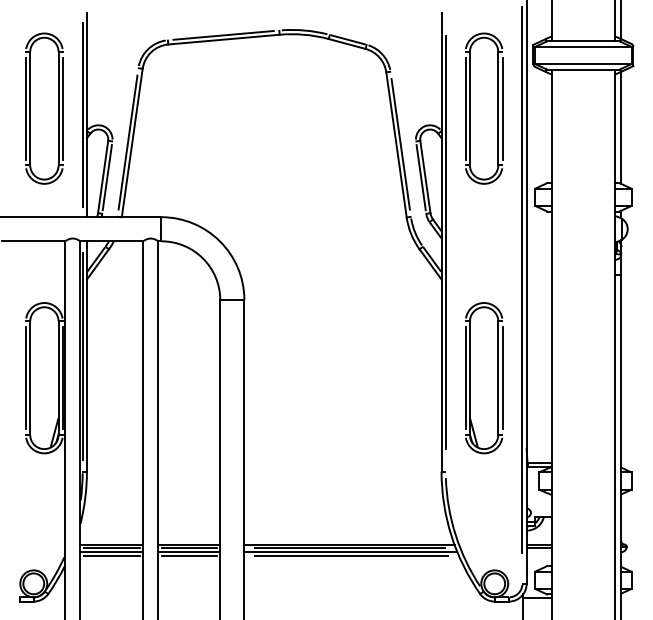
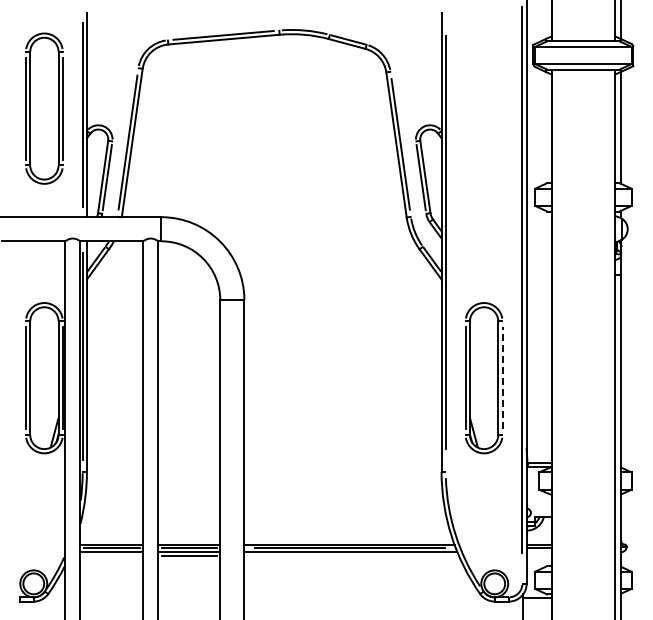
part: present -> none (484, 108)
line: solid -> dashed (502, 377)
line: present -> none (111, 556)
line: present -> none (351, 556)
